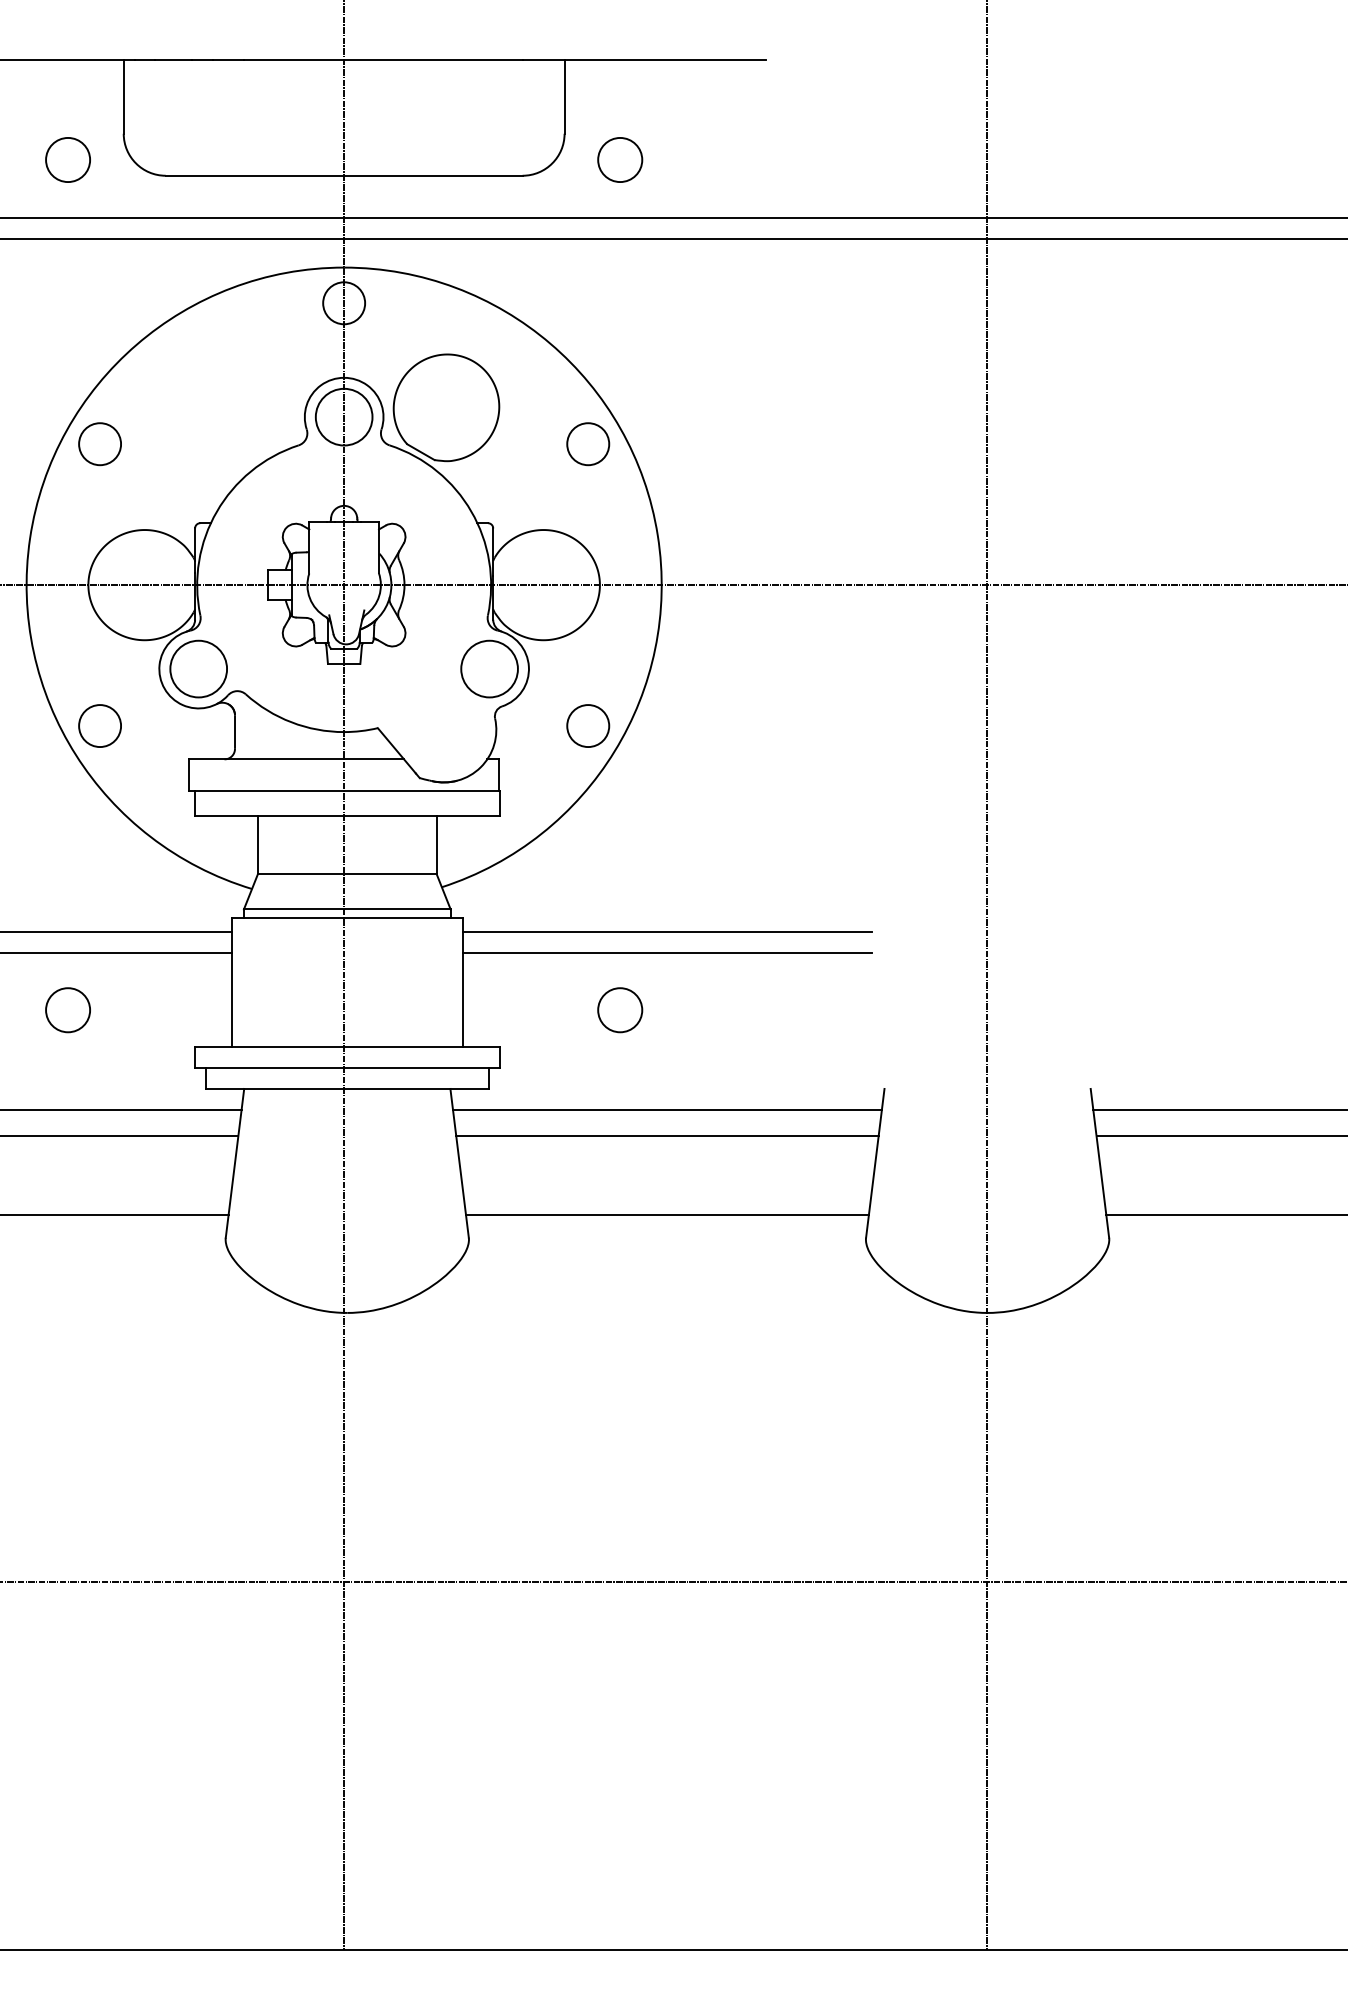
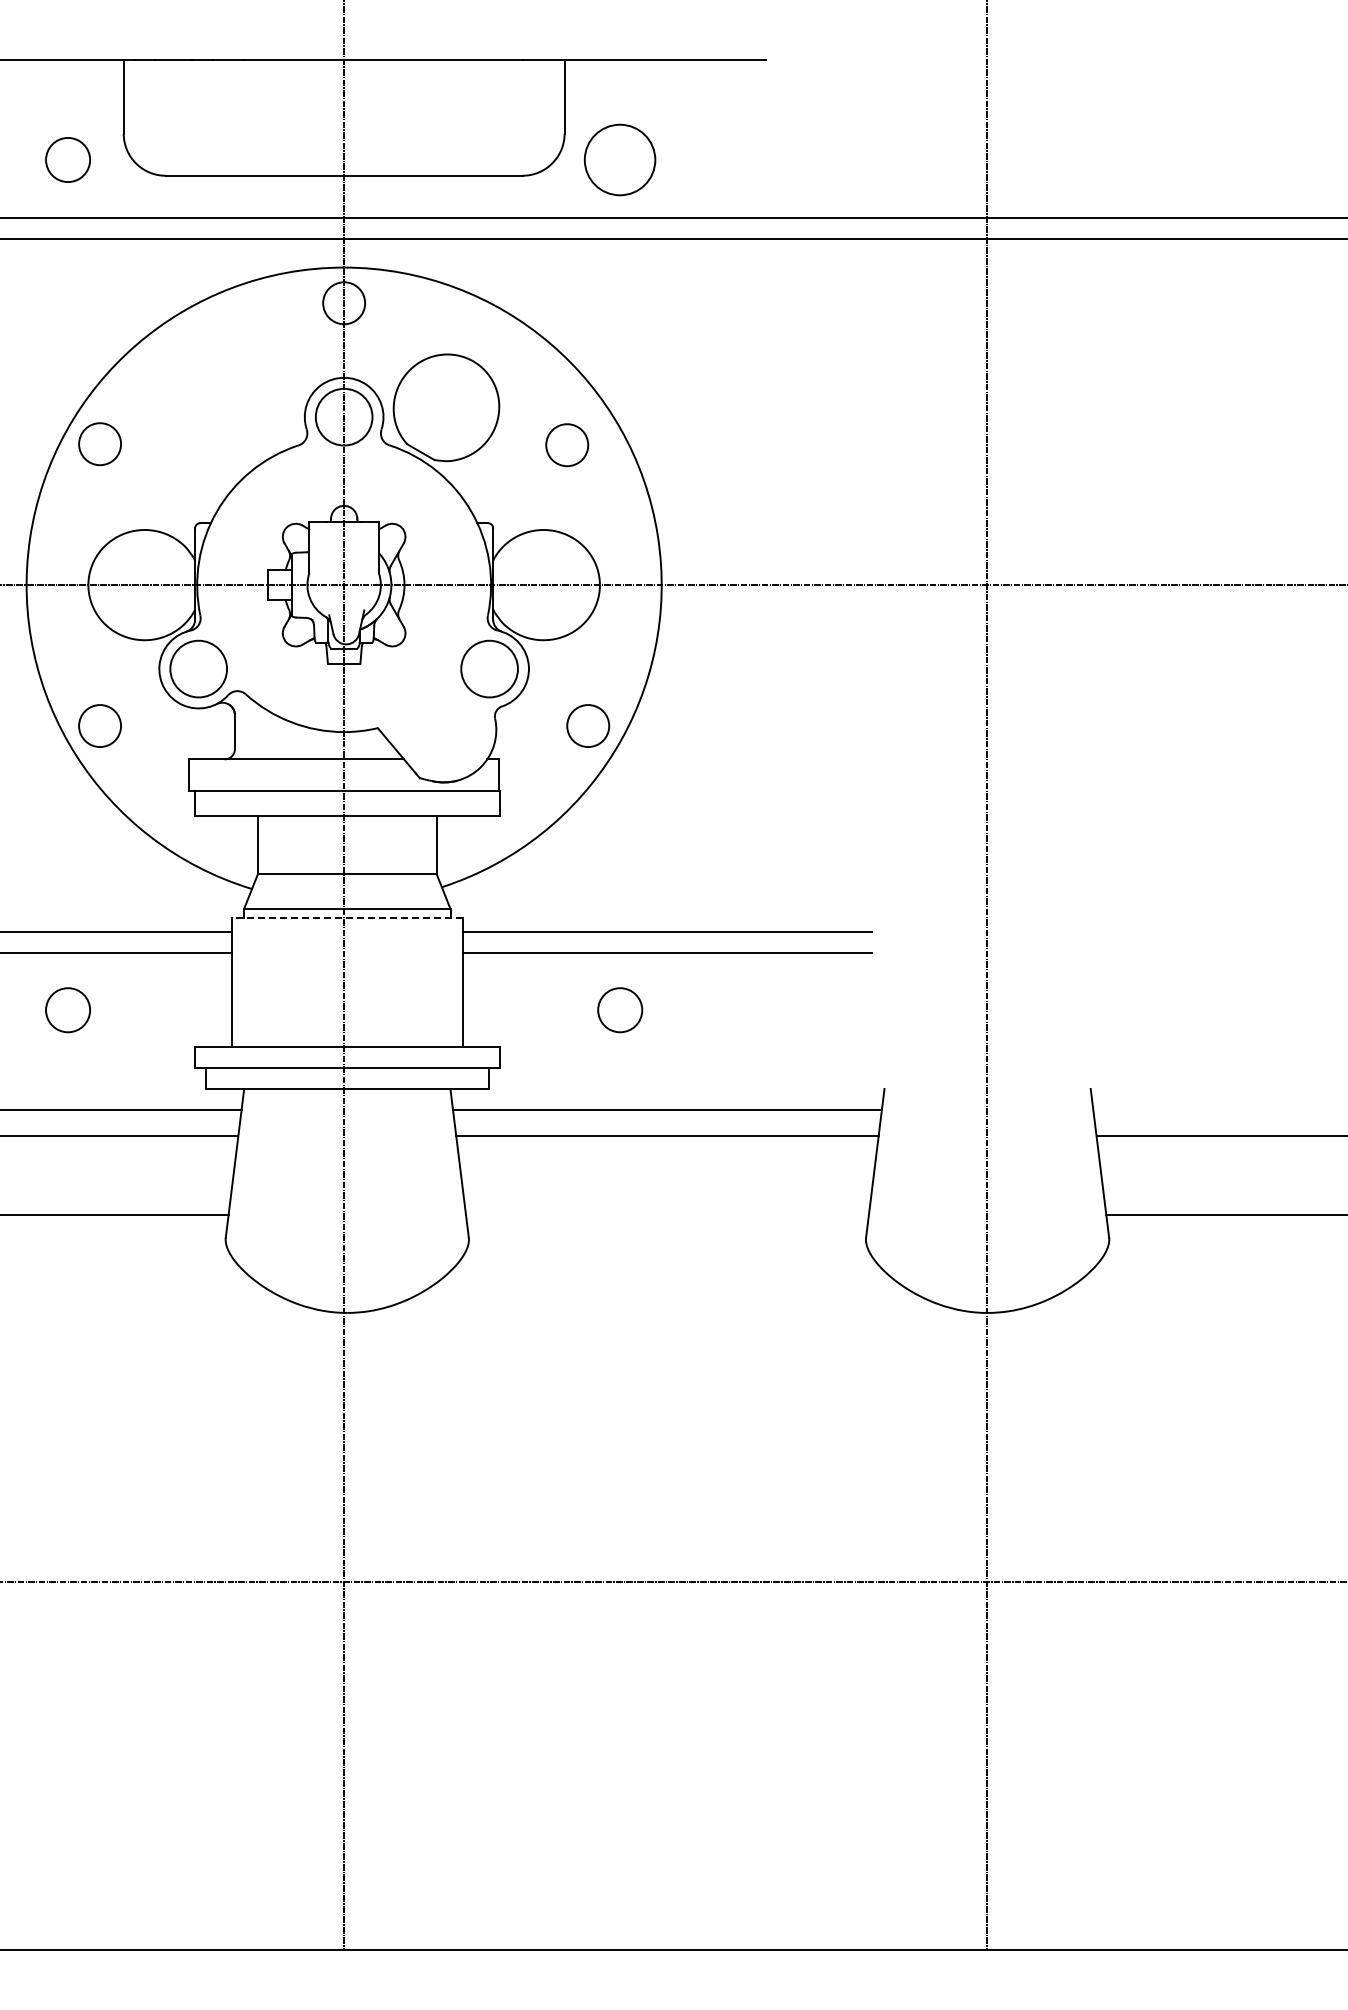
circle size: 47x46 px -> 74x74 px (619, 159)
circle position: (588, 444) -> (567, 445) (567, 445)
line: solid -> dashed (346, 917)
line: present -> none (1218, 1109)
line: present -> none (667, 1214)
